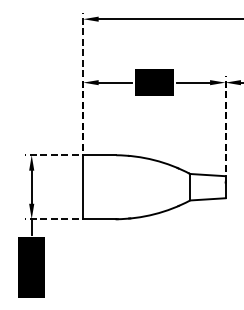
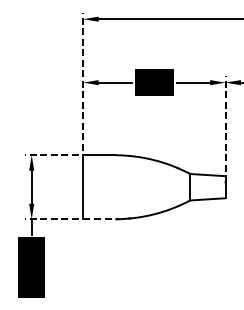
line: solid -> dashed (100, 219)
